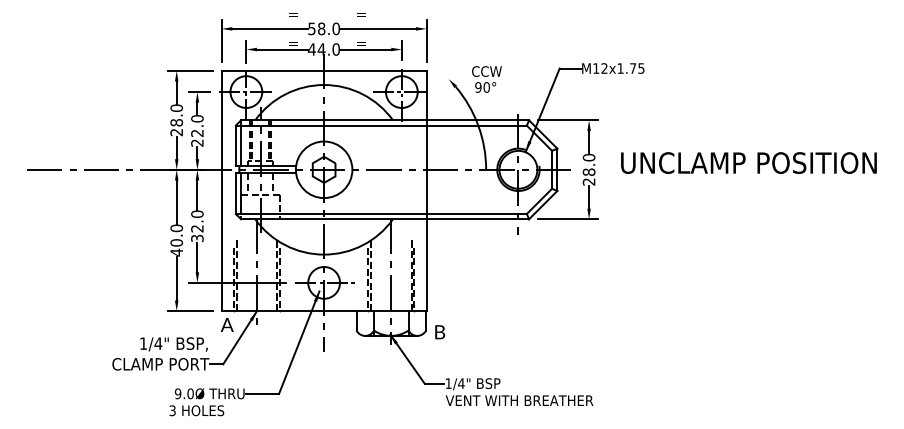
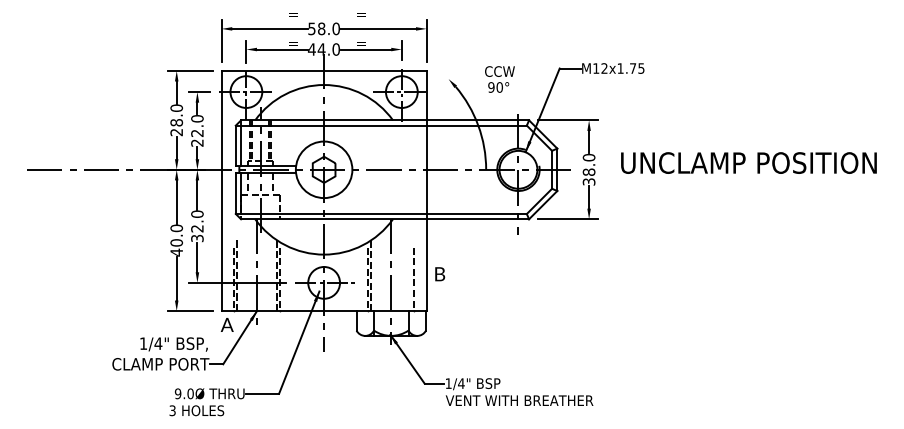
text position: (486, 79) -> (499, 79) (499, 79)
text: 28.0 -> 38.0 (589, 181)
line: present -> none (411, 275)
text position: (440, 332) -> (440, 274) (440, 274)
